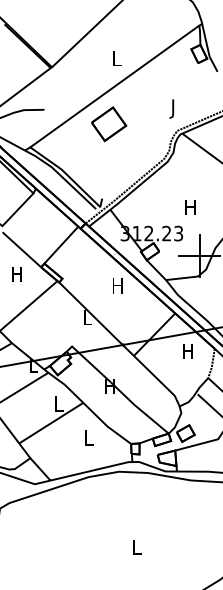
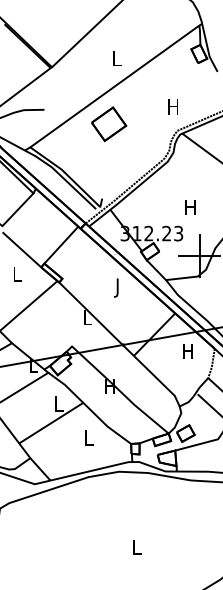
text: J -> H (172, 108)
text: H -> L (16, 274)
text: H -> J (117, 287)
